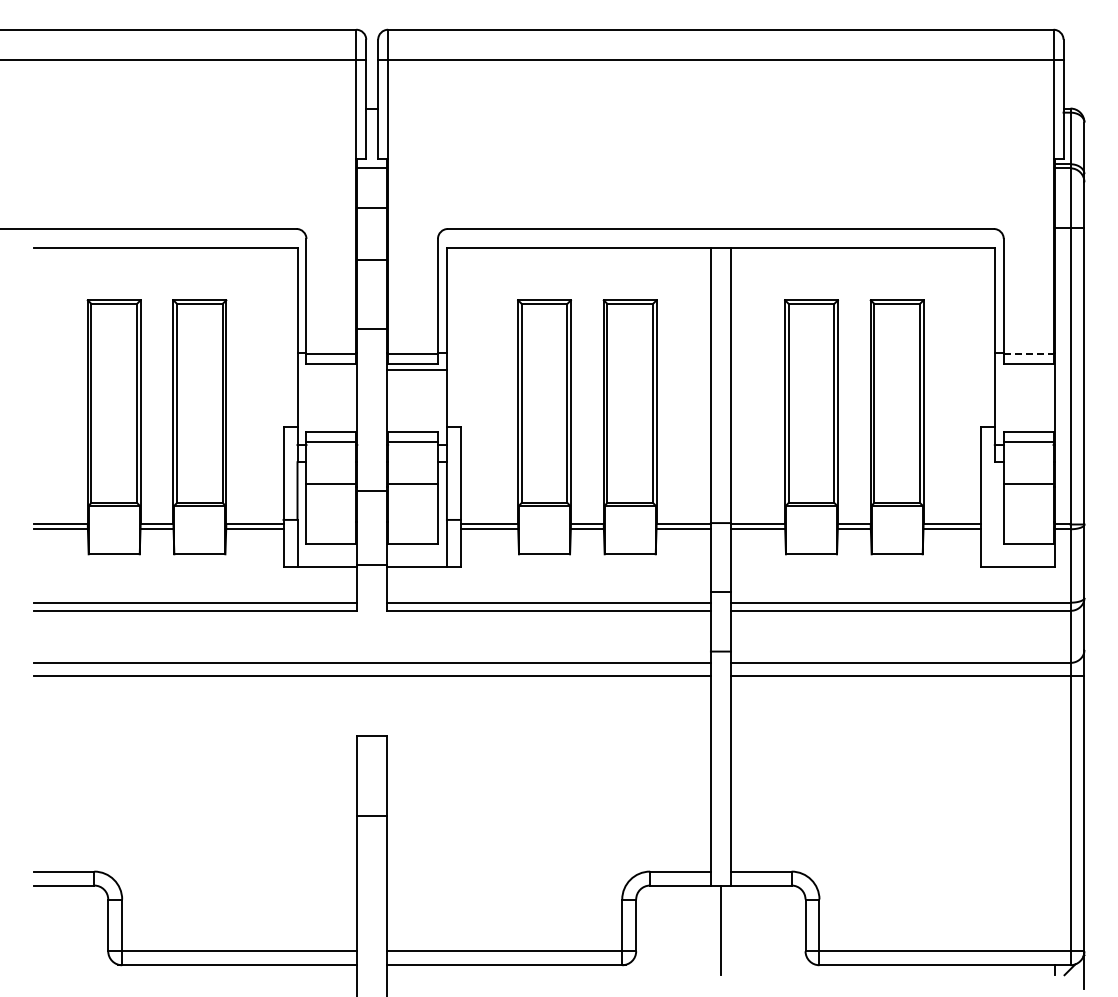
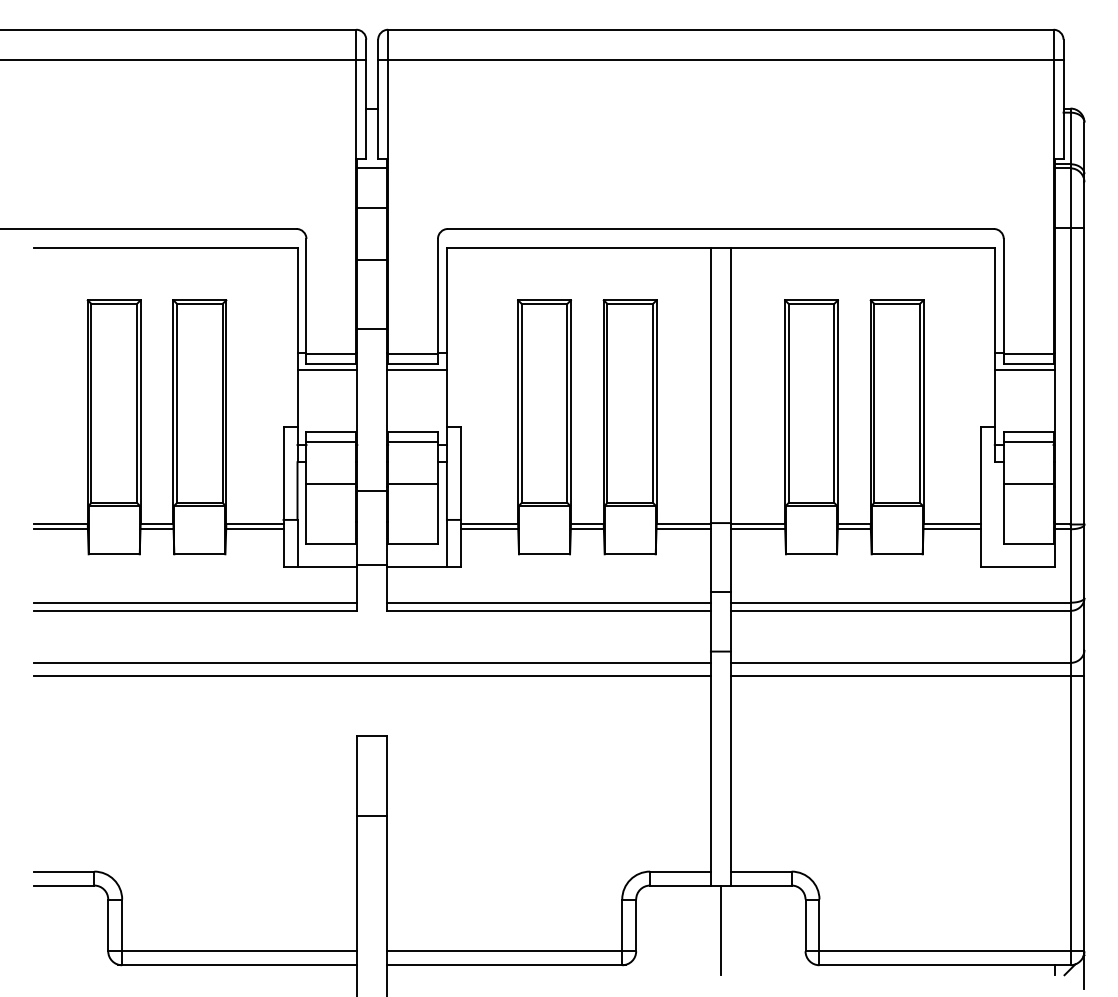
line: dashed -> solid (1028, 354)
line: none -> present (327, 369)
line: none -> present (1024, 369)
